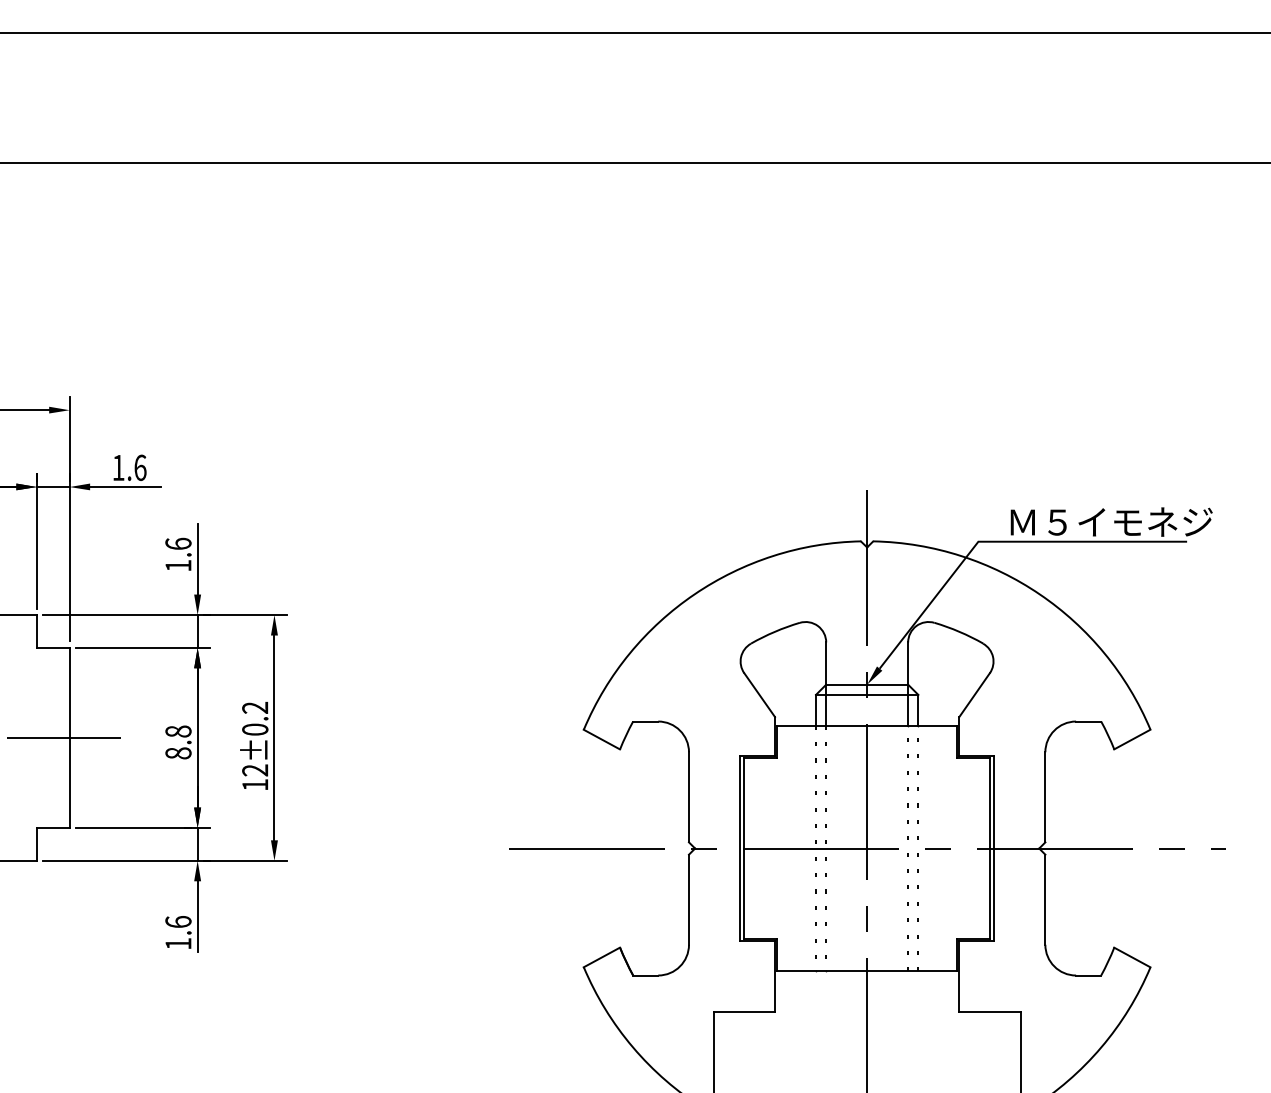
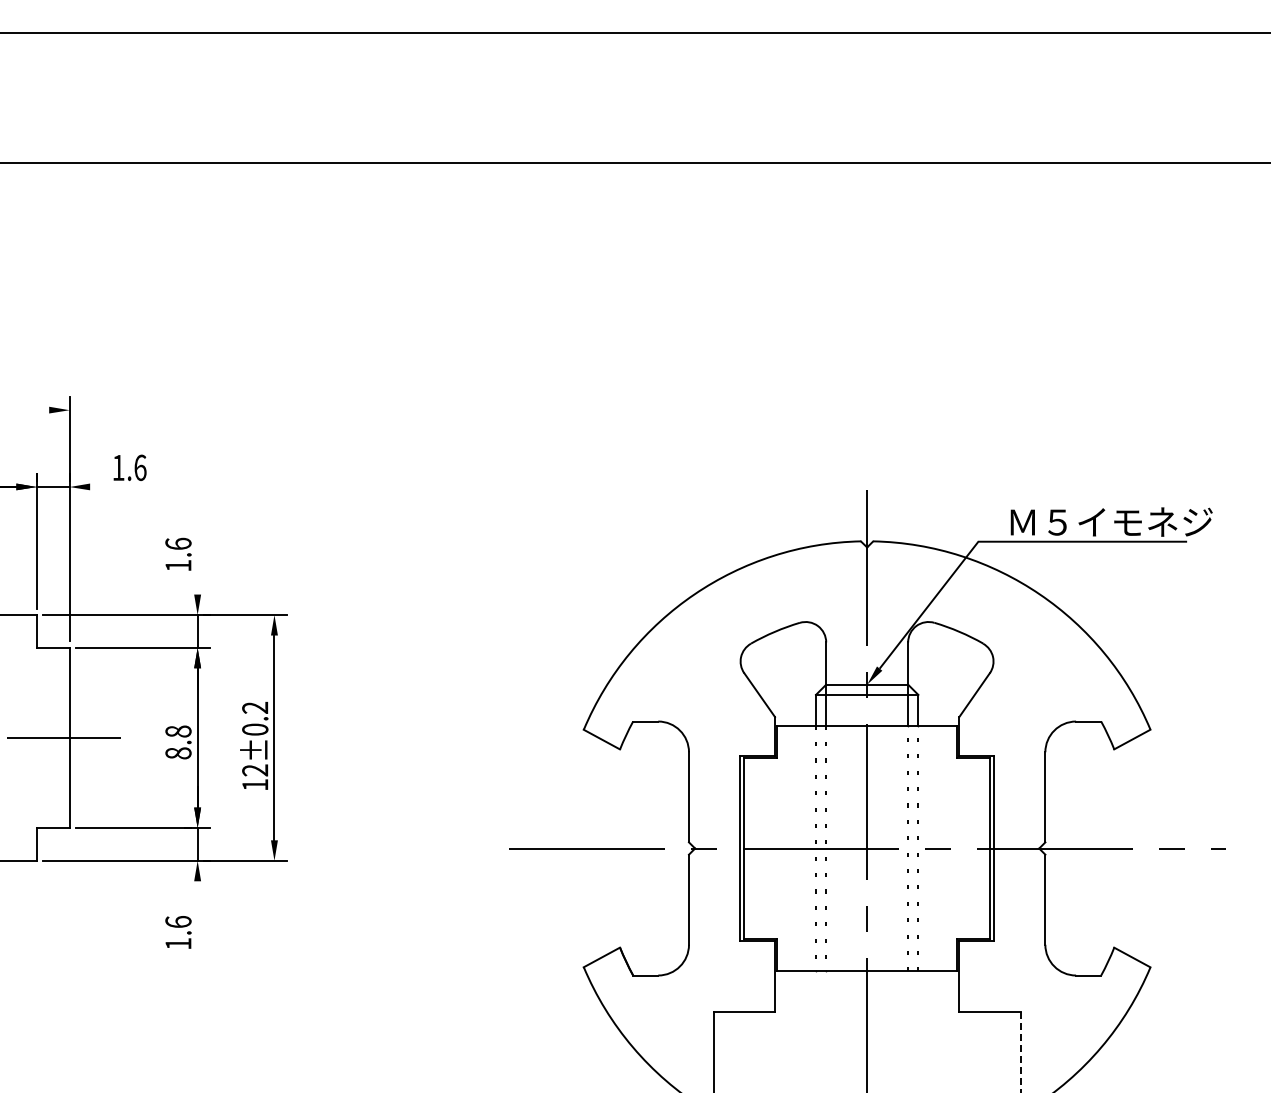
line: present -> none (25, 410)
line: present -> none (125, 487)
line: present -> none (197, 558)
line: present -> none (197, 916)
line: solid -> dashed (1020, 1053)
